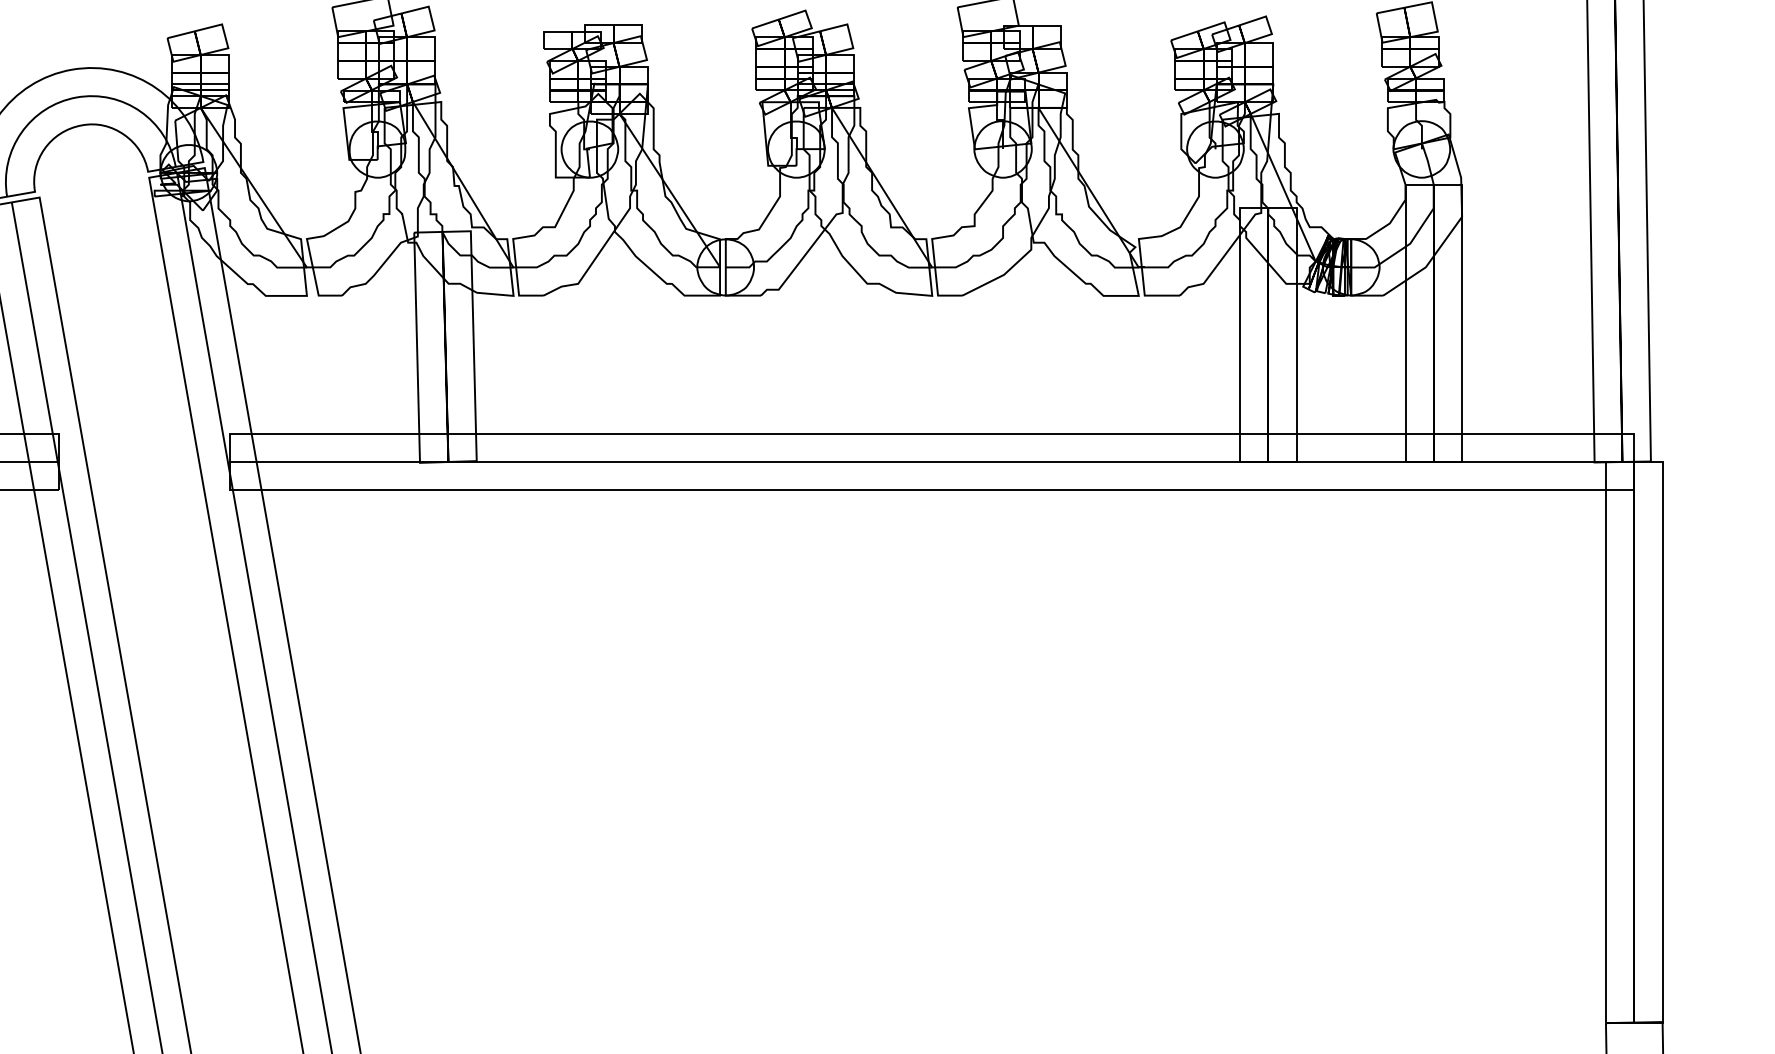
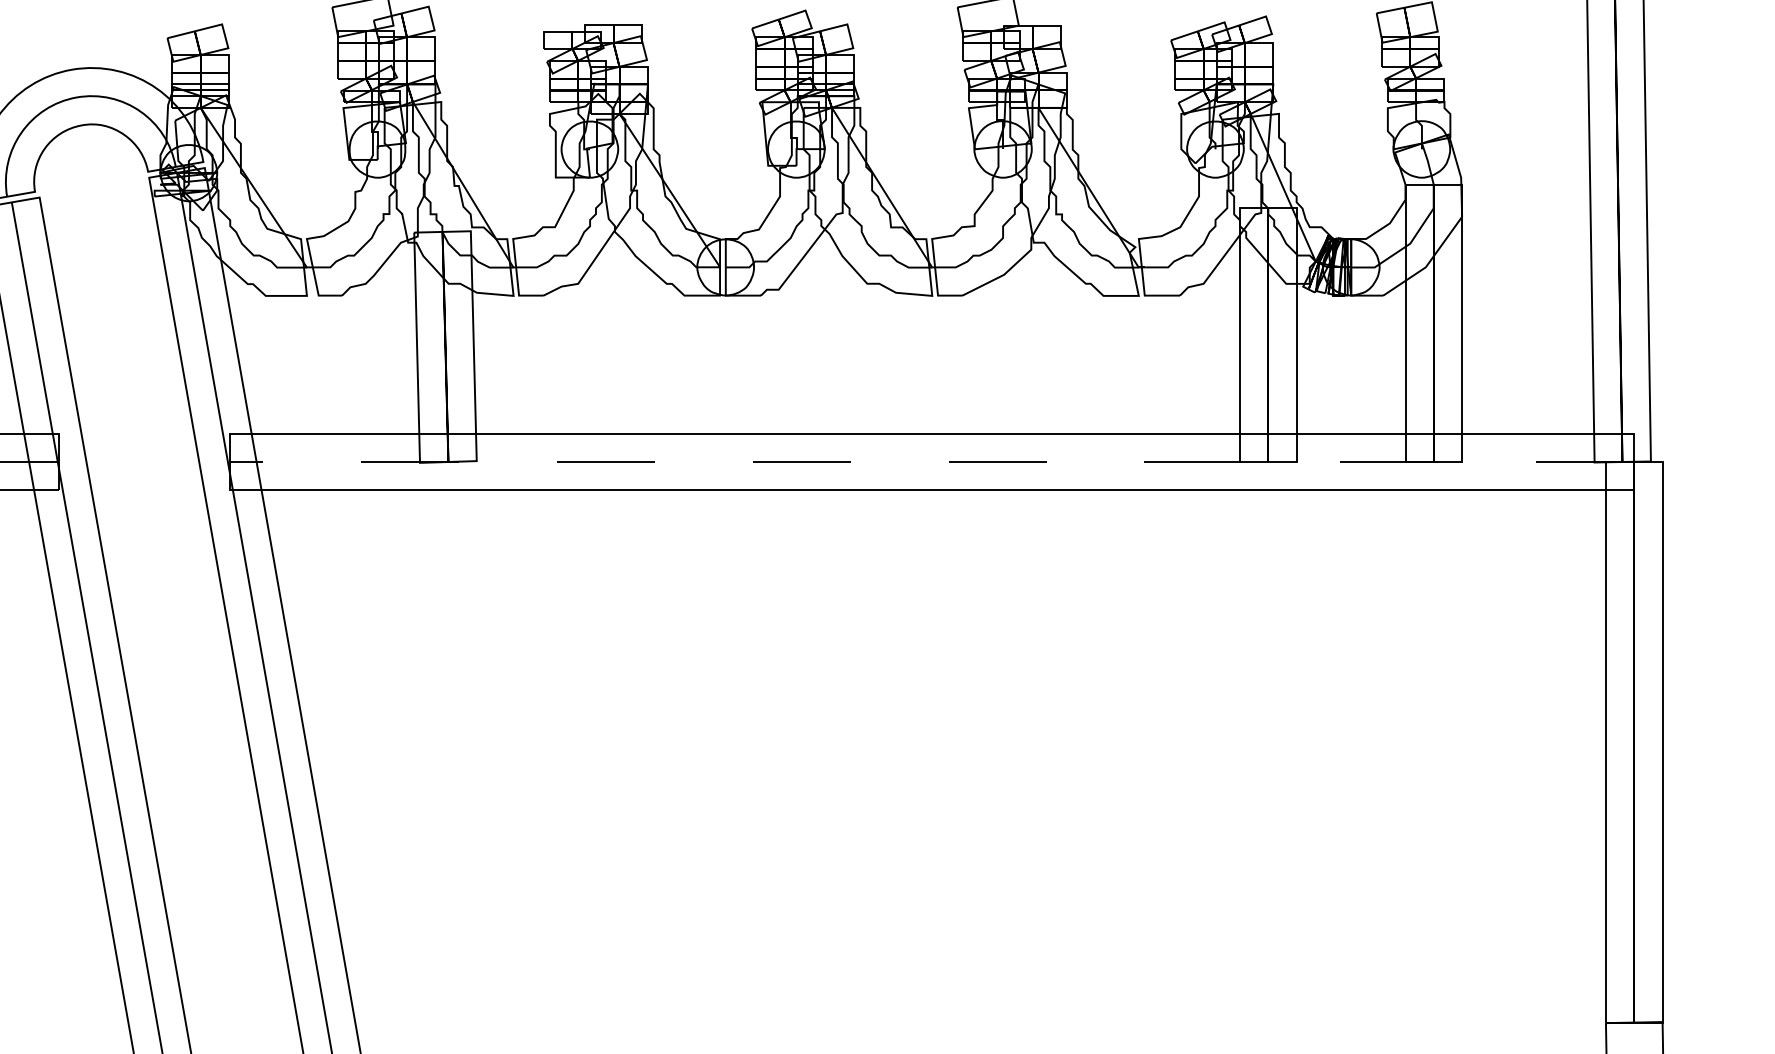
line: solid -> dashed (931, 461)
